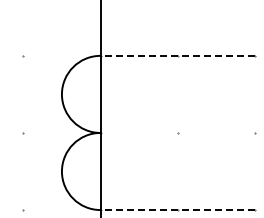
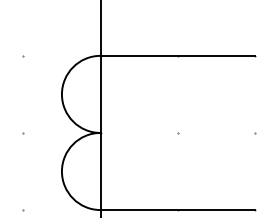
line: dashed -> solid (177, 55)
line: dashed -> solid (177, 210)
